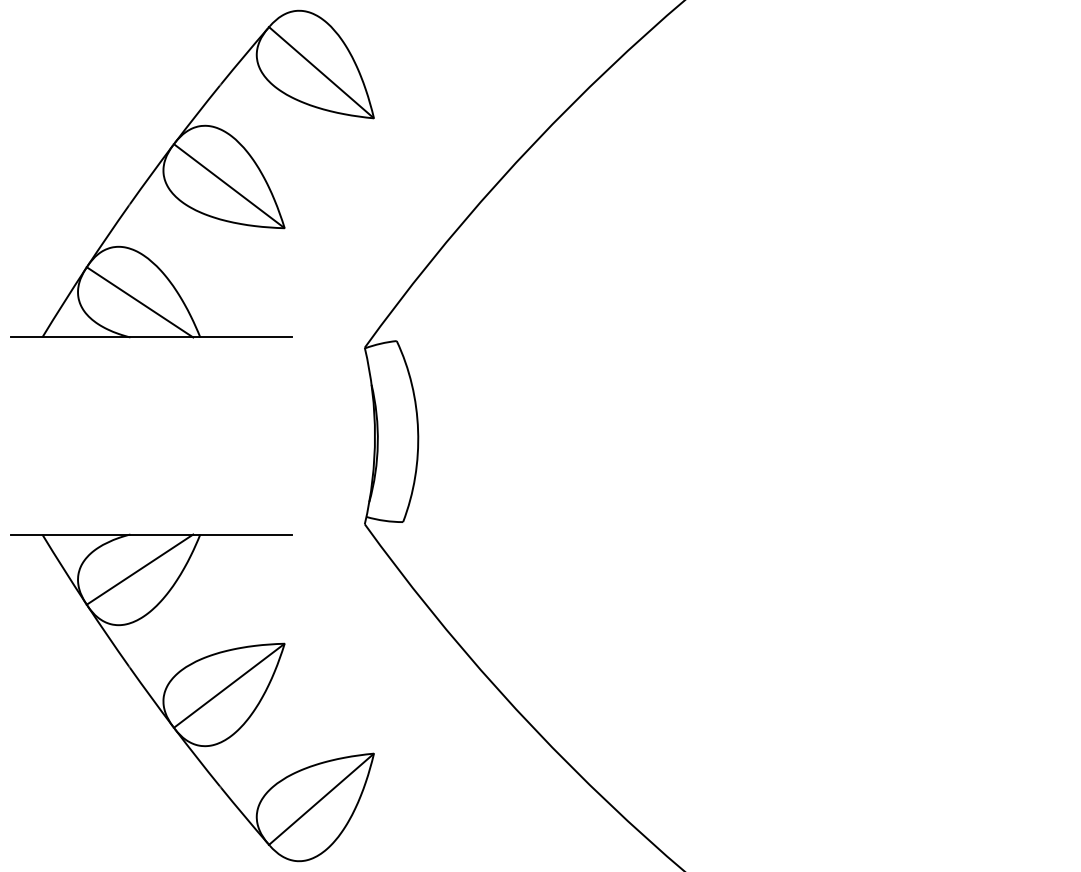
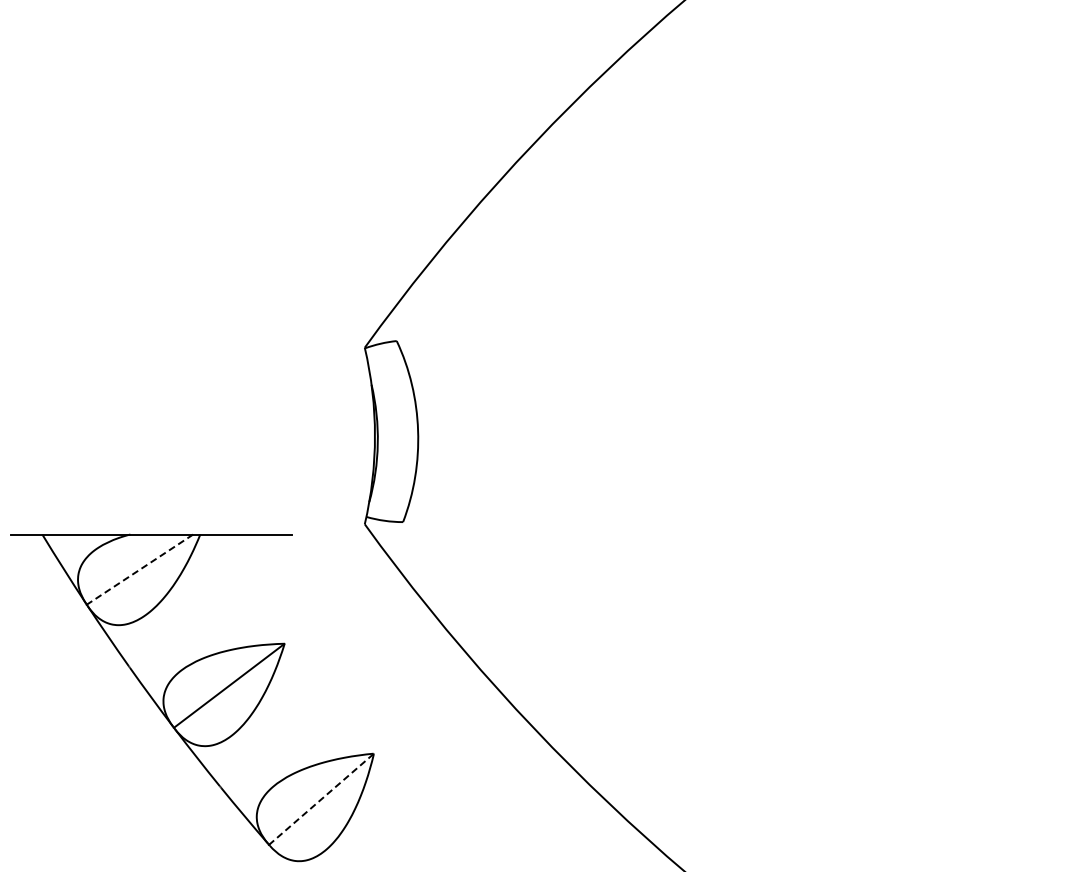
part: present -> none (192, 173)
line: solid -> dashed (140, 569)
line: solid -> dashed (321, 799)
